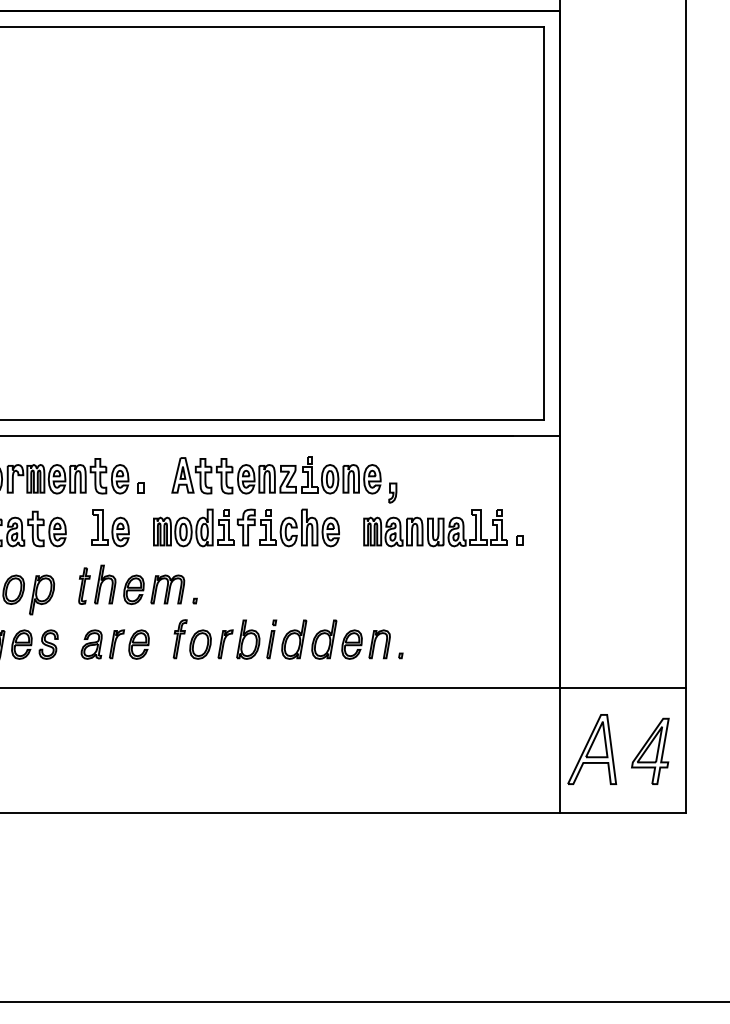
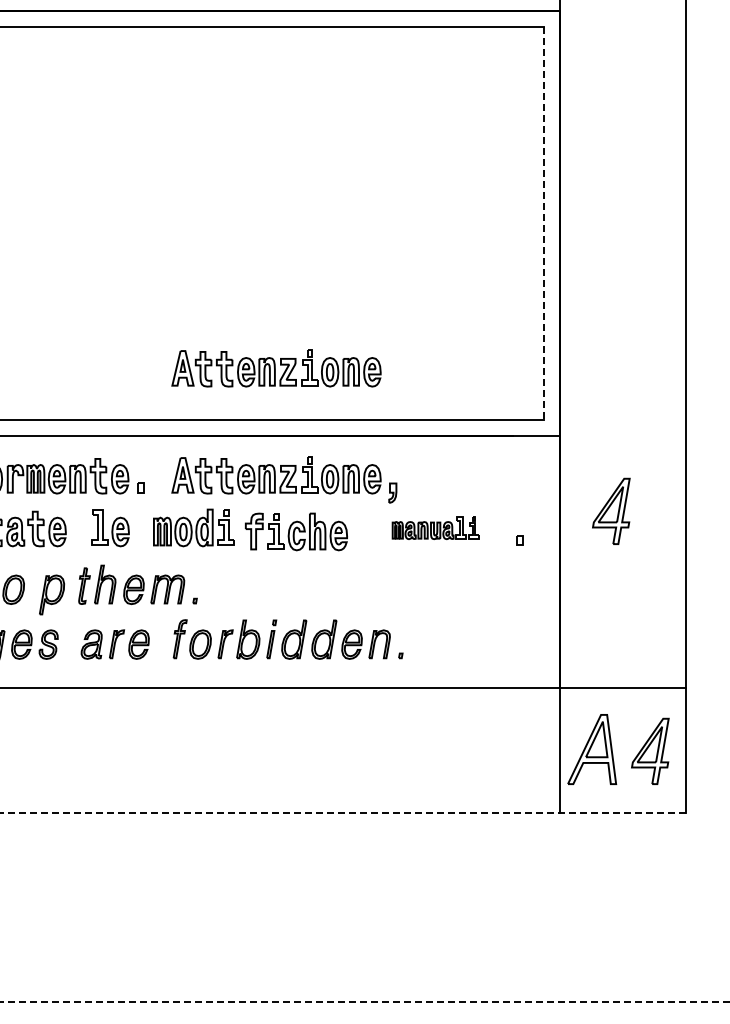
line: solid -> dashed (544, 223)
part: none -> present (276, 368)
part: none -> present (611, 510)
part position: (288, 527) -> (296, 531) (296, 531)
part size: 145x39 px -> 89x25 px (435, 528)
part position: (42, 594) -> (52, 594) (52, 594)
line: solid -> dashed (343, 813)
line: solid -> dashed (364, 1002)
